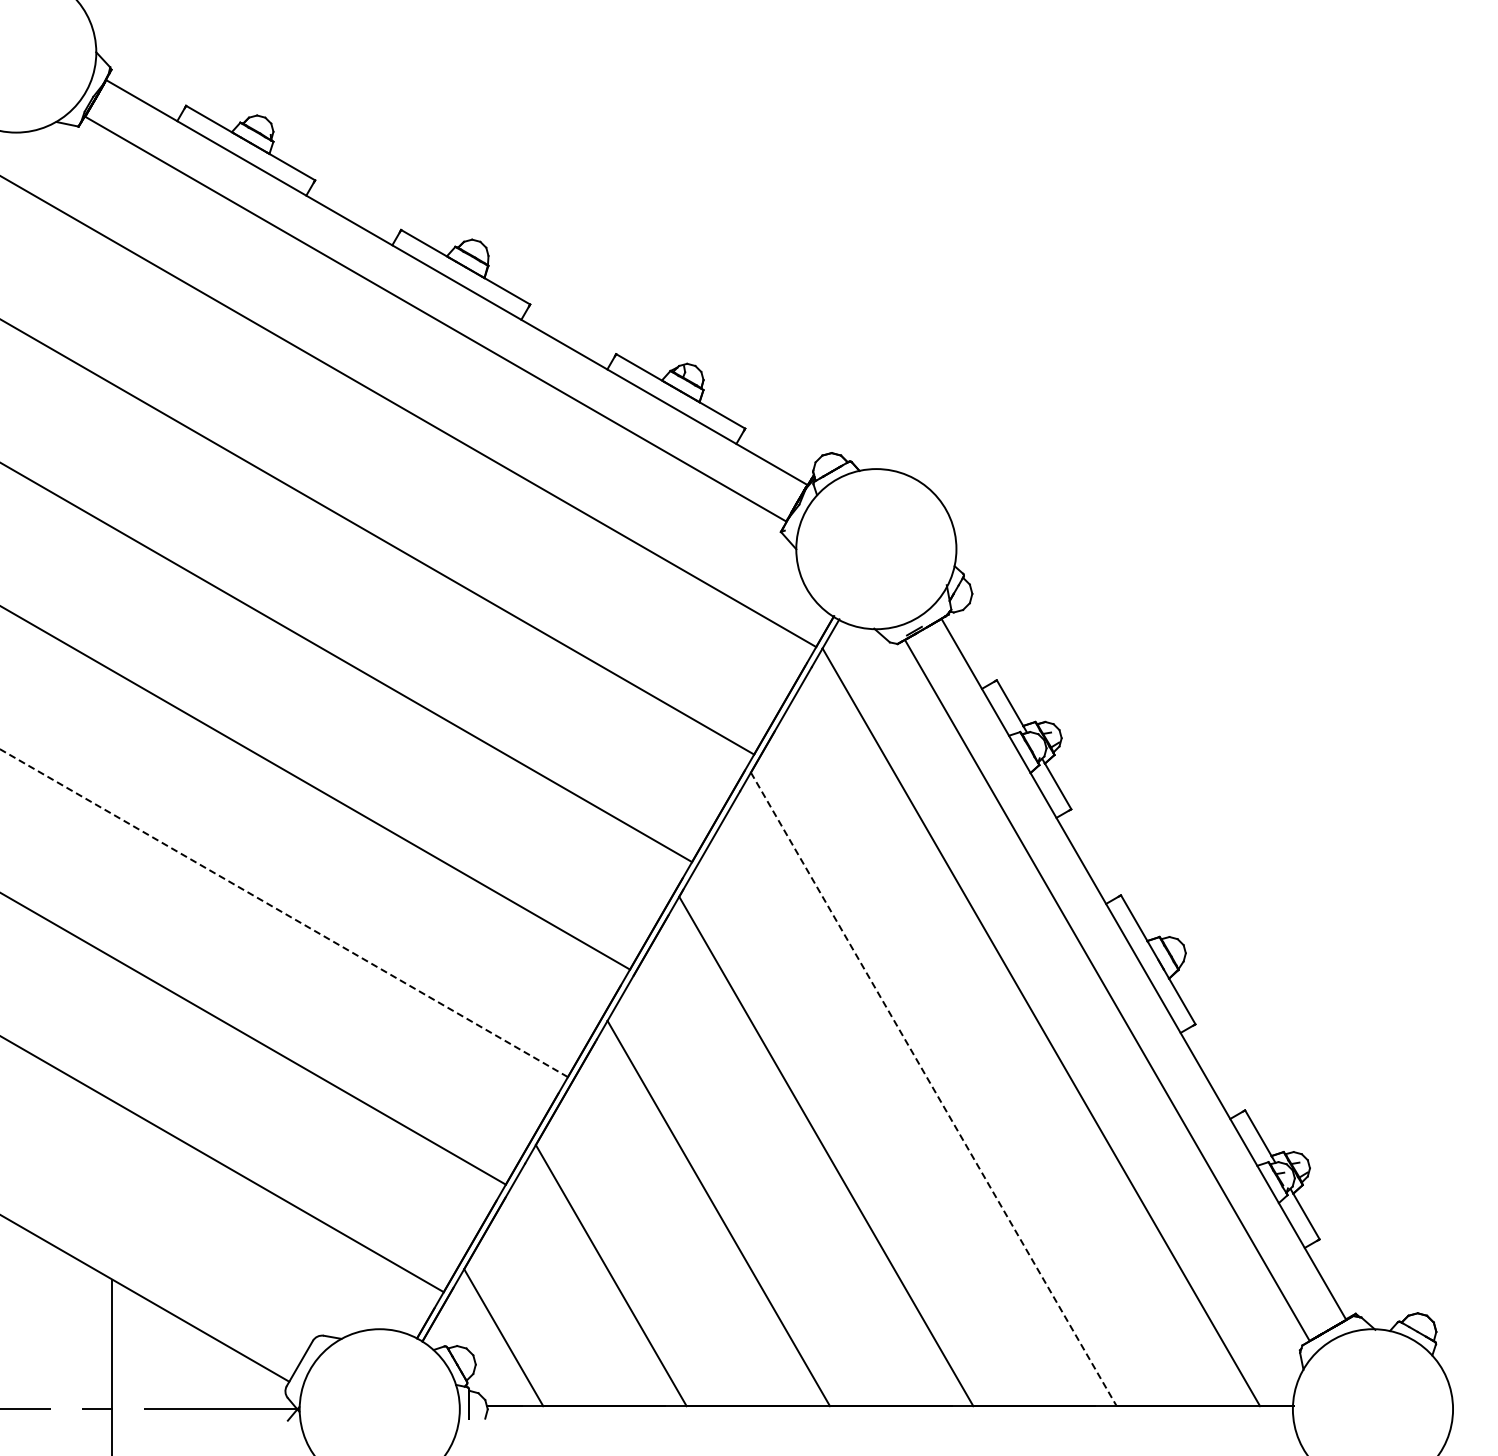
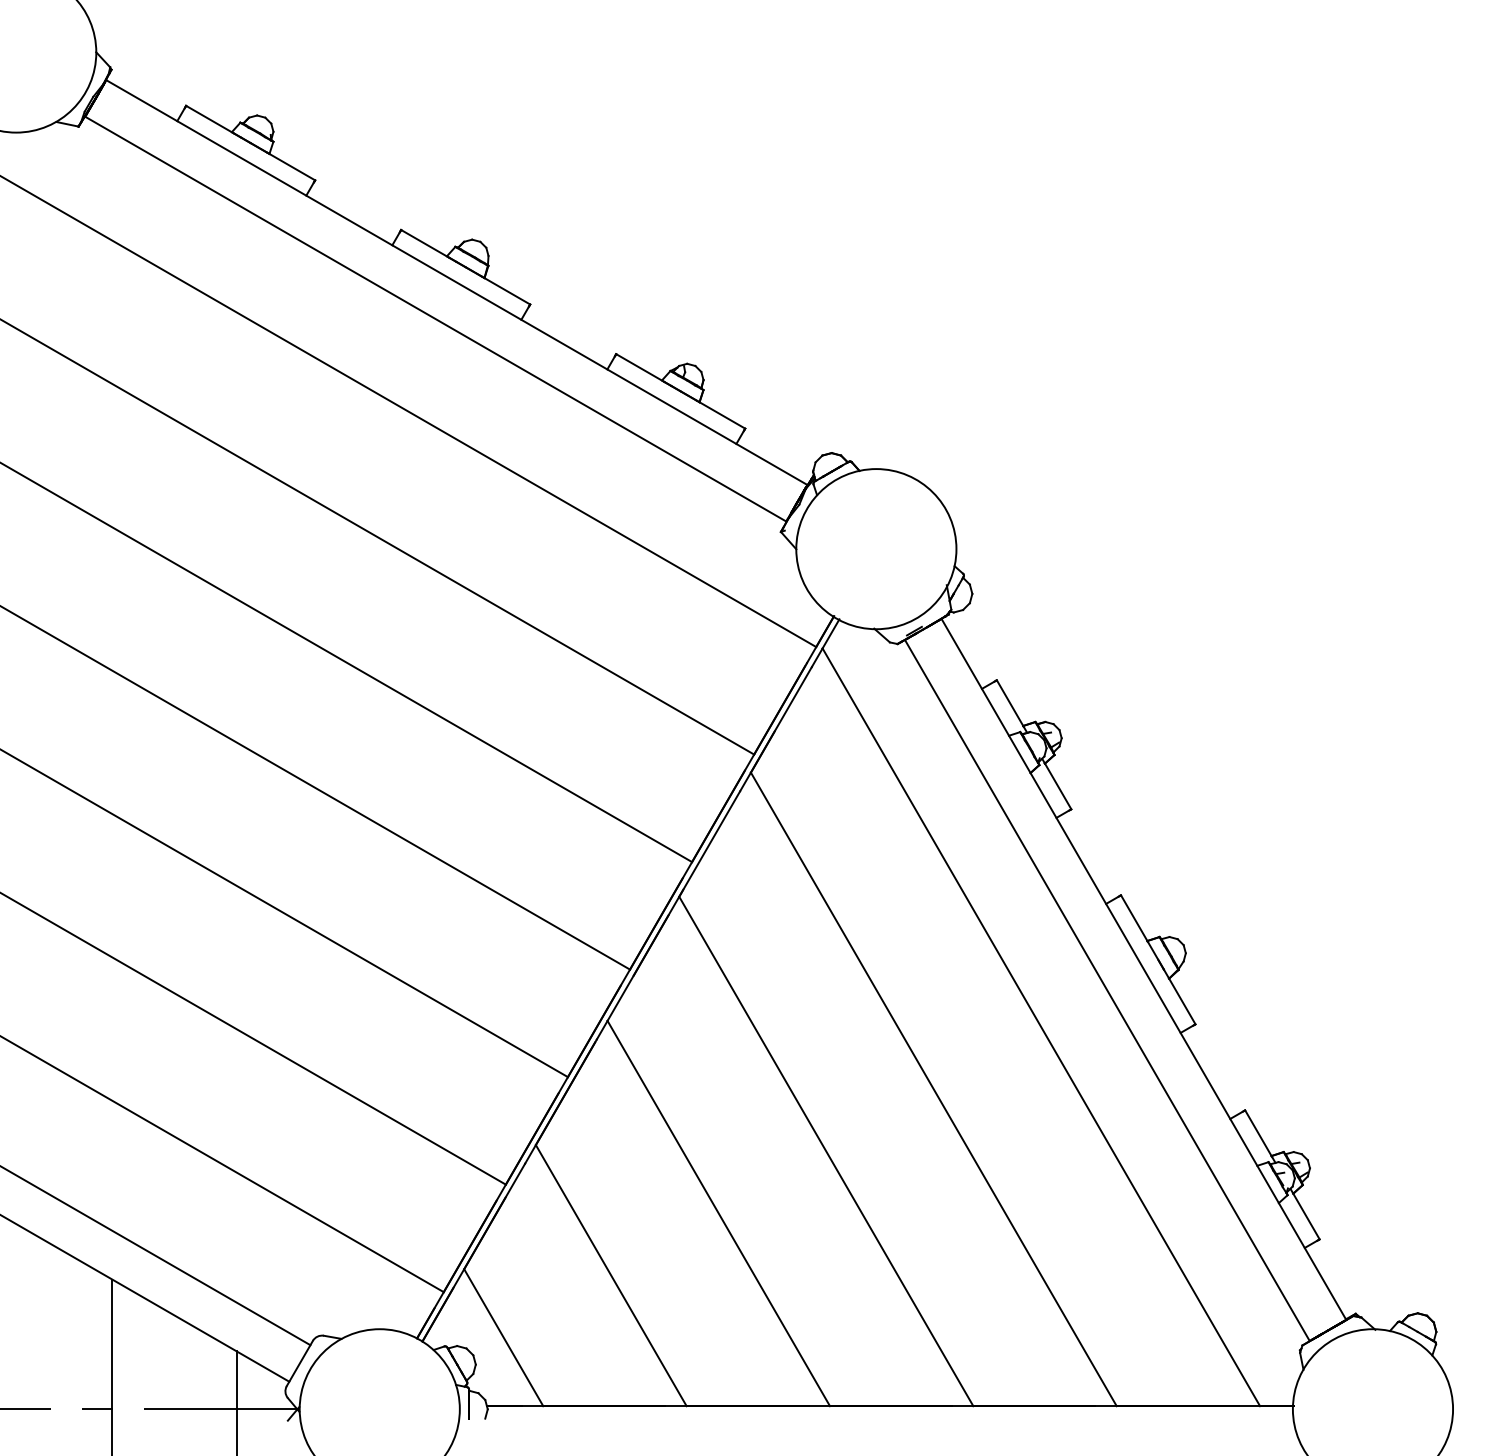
line: dashed -> solid (283, 913)
line: dashed -> solid (933, 1089)
line: none -> present (156, 1256)
line: none -> present (236, 1401)
